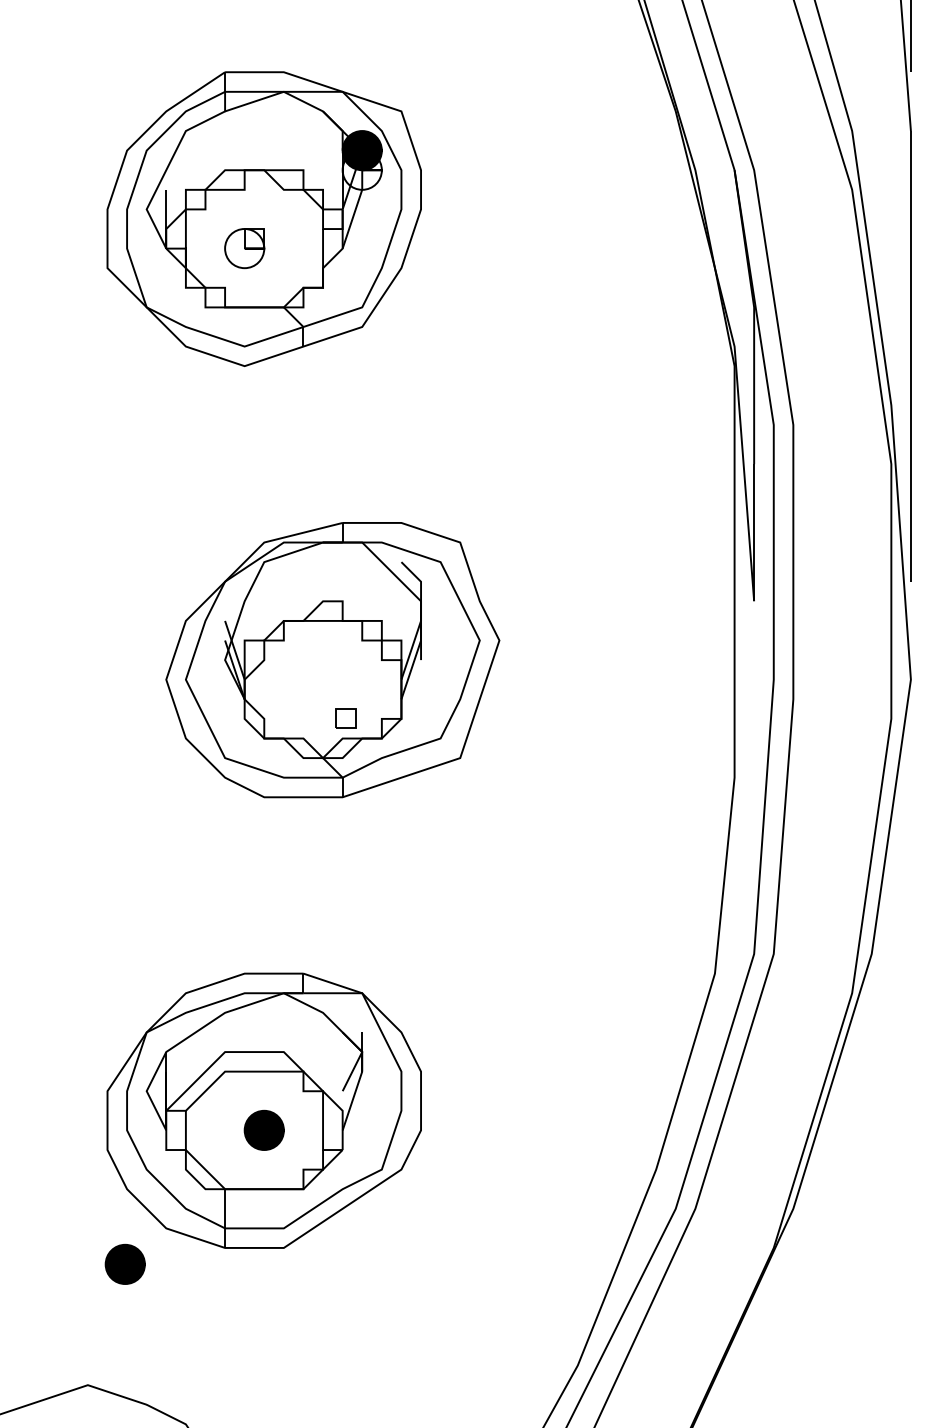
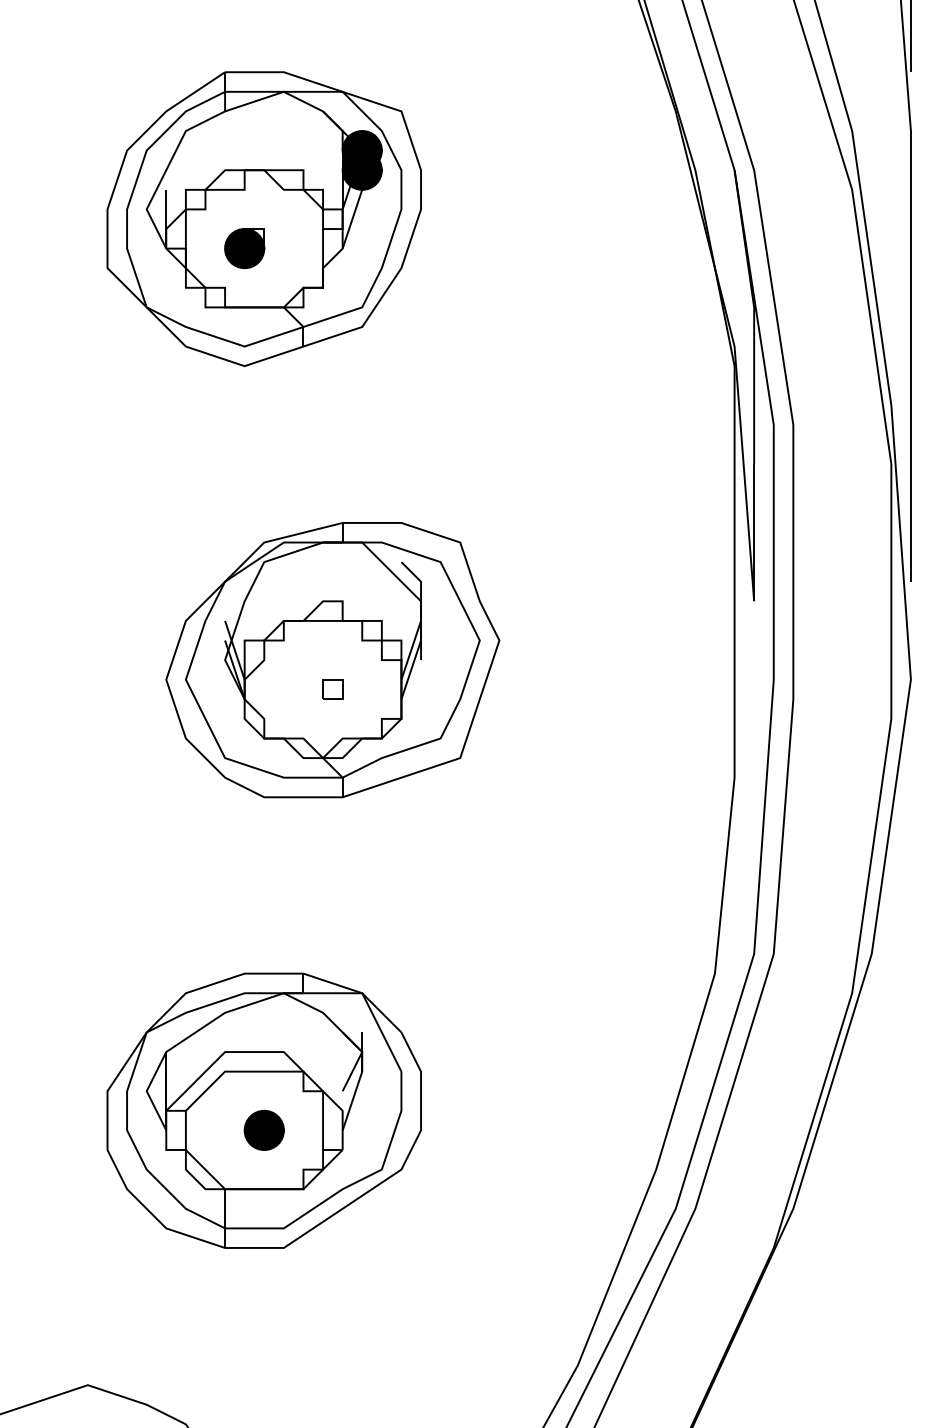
fill: none -> present (361, 169)
fill: none -> present (244, 248)
part position: (345, 718) -> (332, 689) (332, 689)
part: present -> none (124, 1263)
